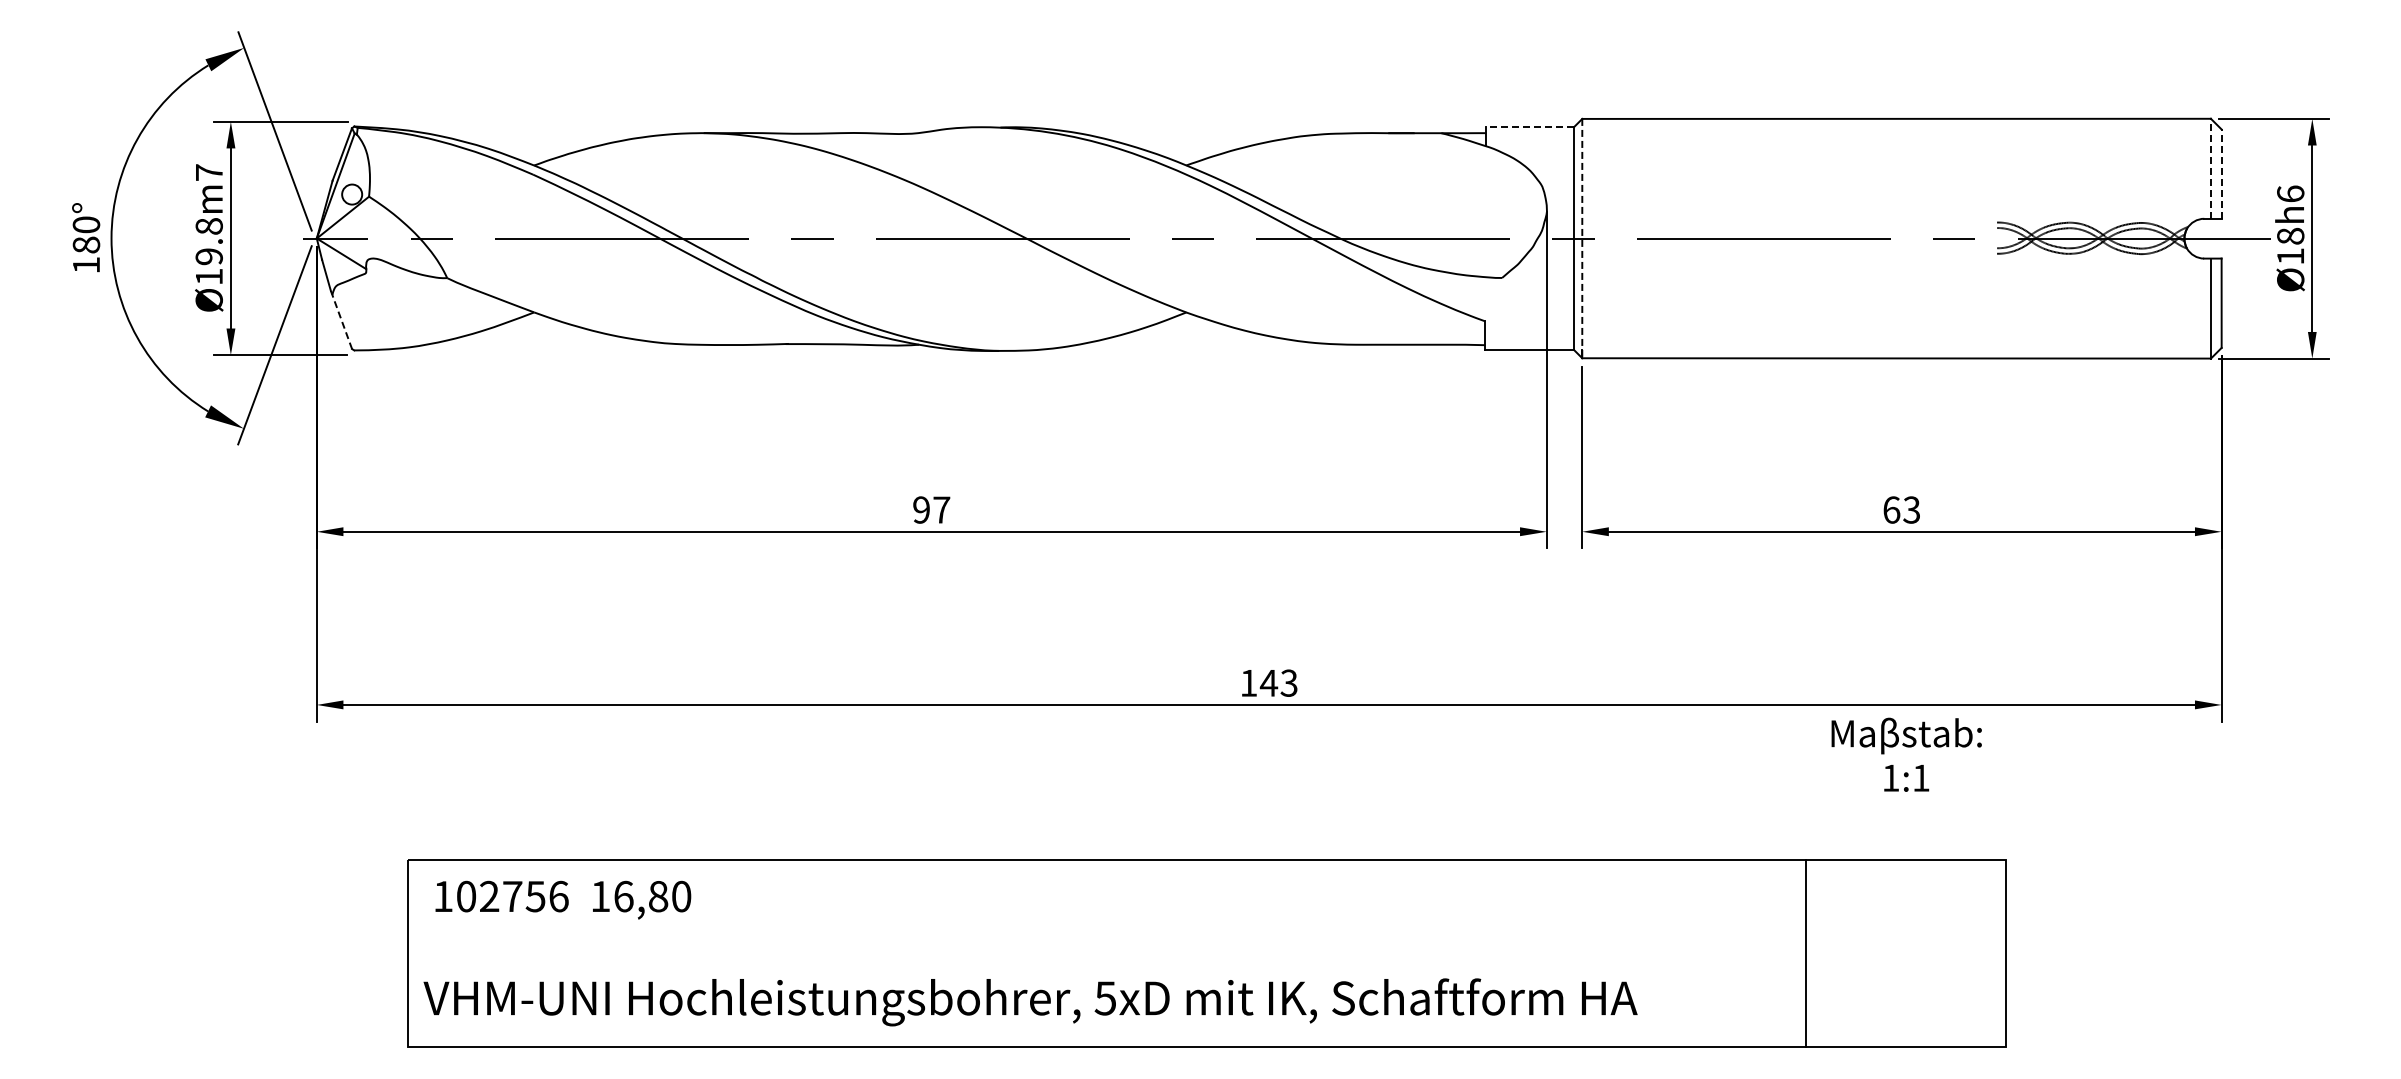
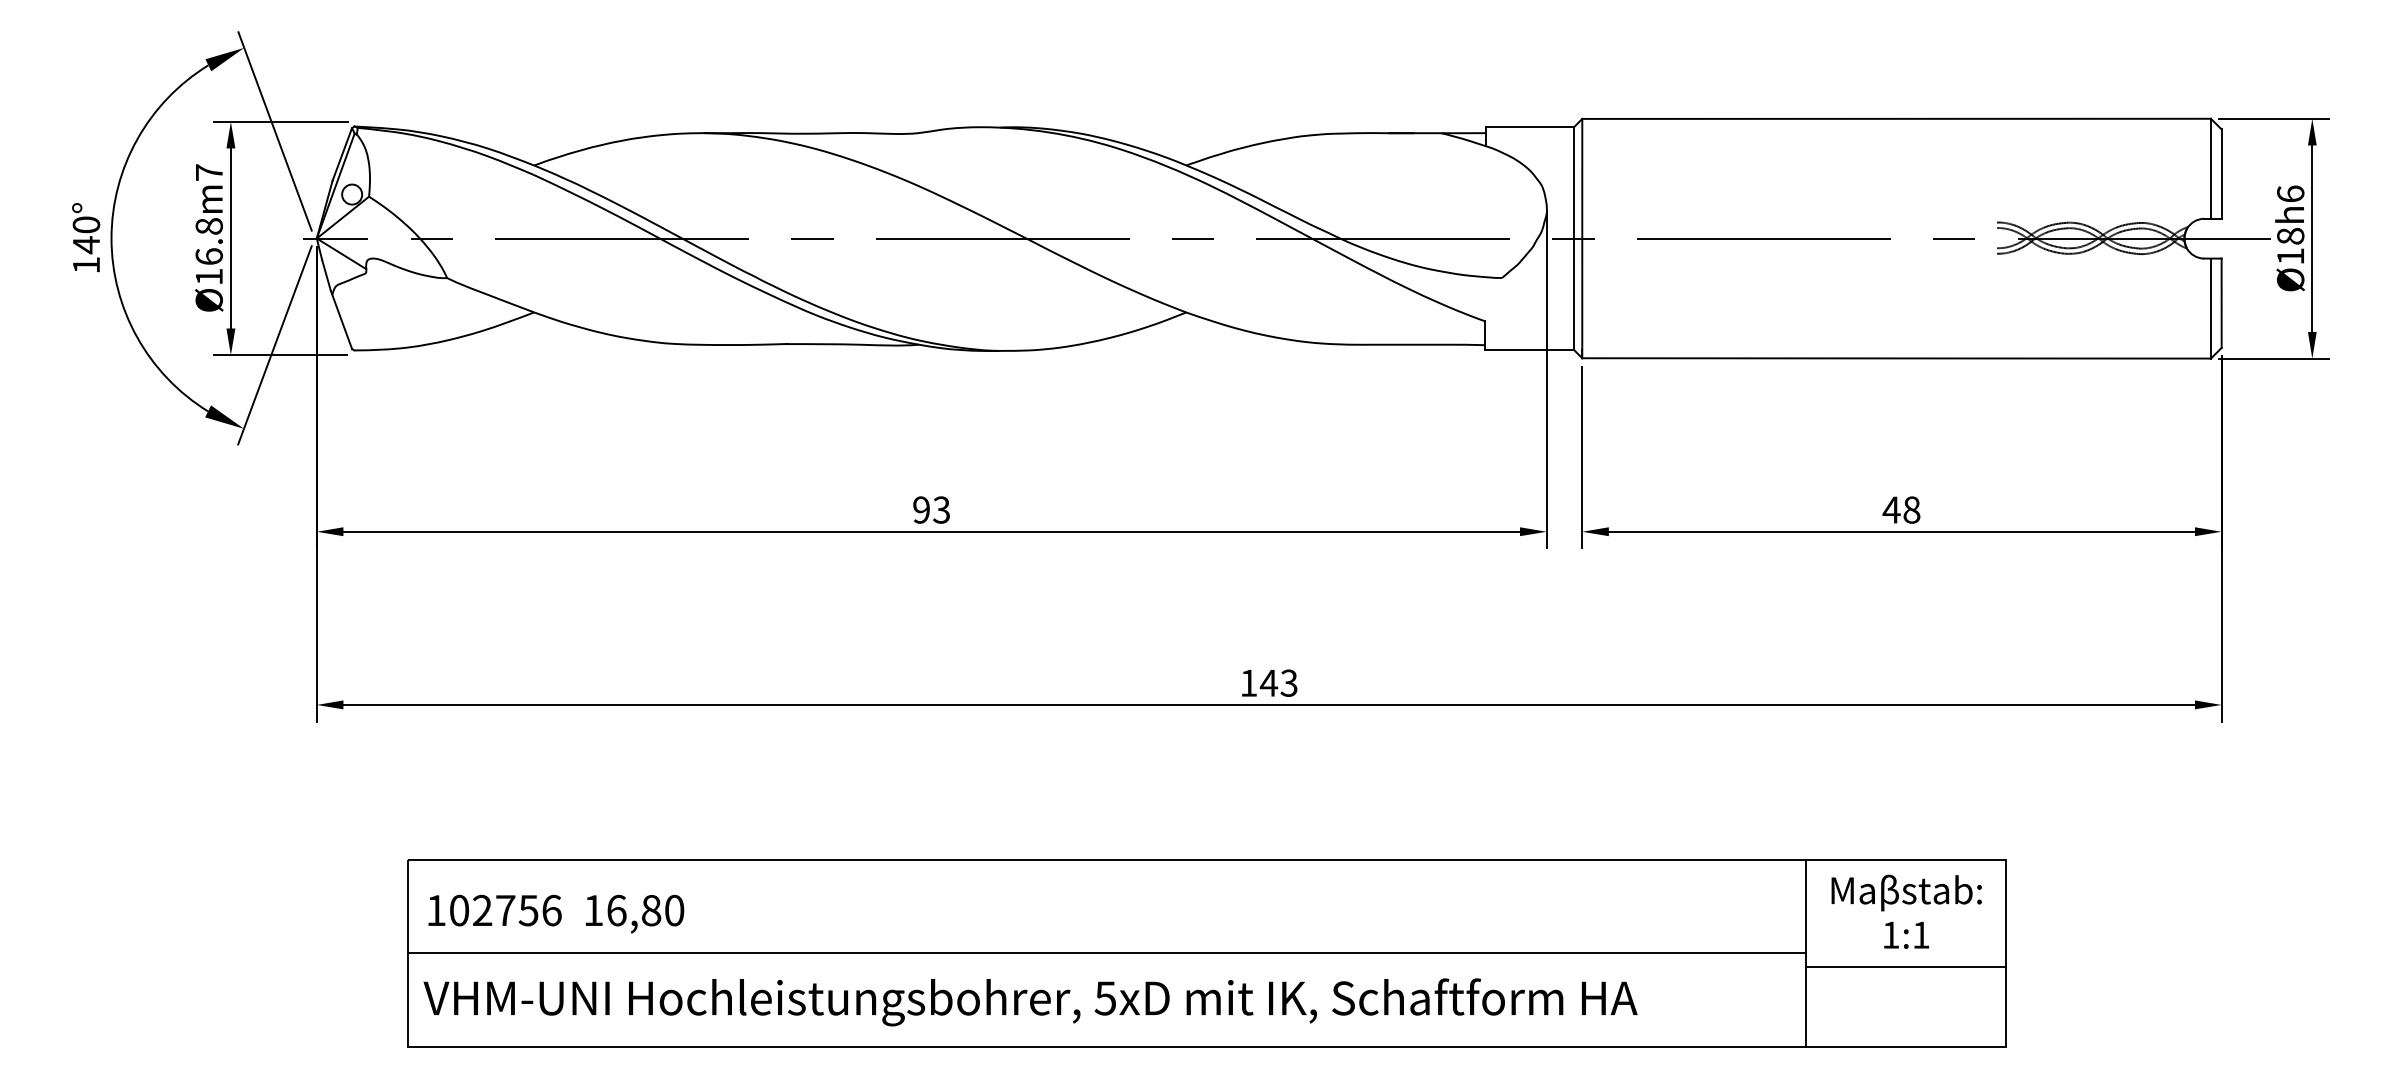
line: dashed -> solid (1530, 126)
line: dashed -> solid (2210, 168)
line: dashed -> solid (2221, 174)
line: dashed -> solid (1582, 238)
text: 180° -> 140° (86, 245)
text: Ø19.8m7 -> Ø16.8m7 (208, 256)
line: dashed -> solid (341, 320)
text: 97 -> 93 (941, 509)
text: 63 -> 48 (1901, 509)
text position: (1906, 754) -> (1906, 911) (1906, 911)
text position: (563, 899) -> (556, 913) (556, 913)
line: none -> present (1106, 953)
line: none -> present (1906, 966)
